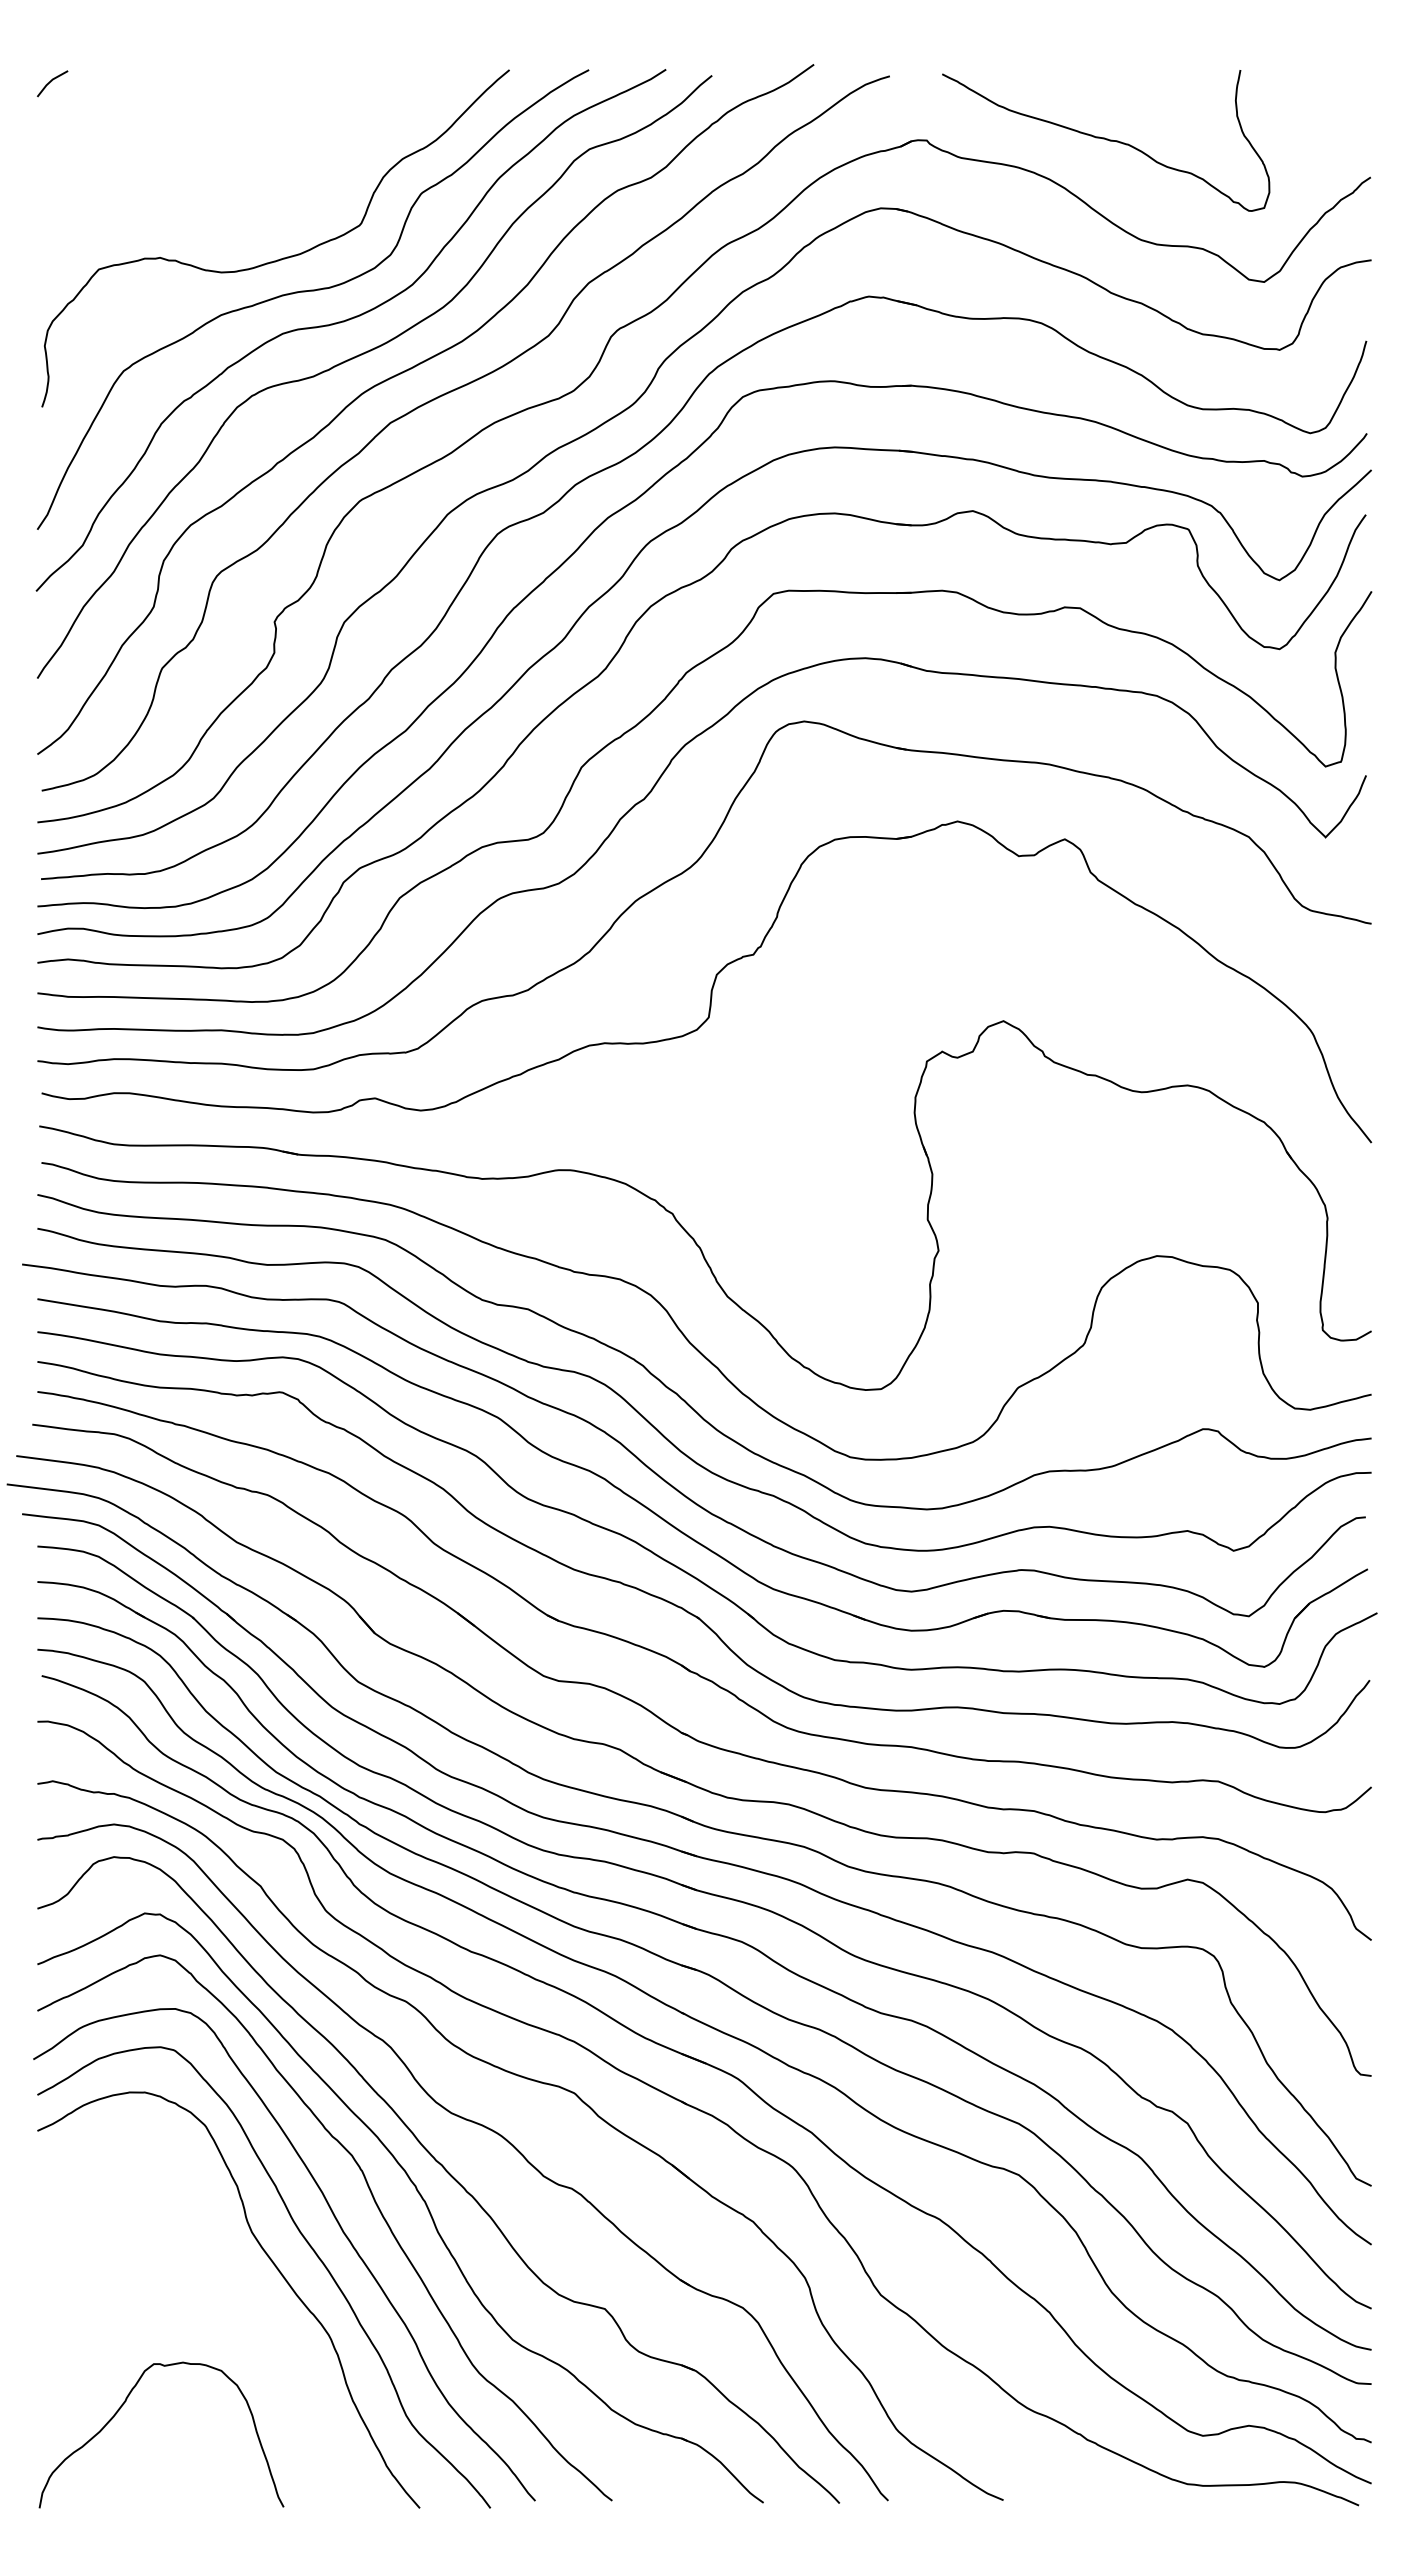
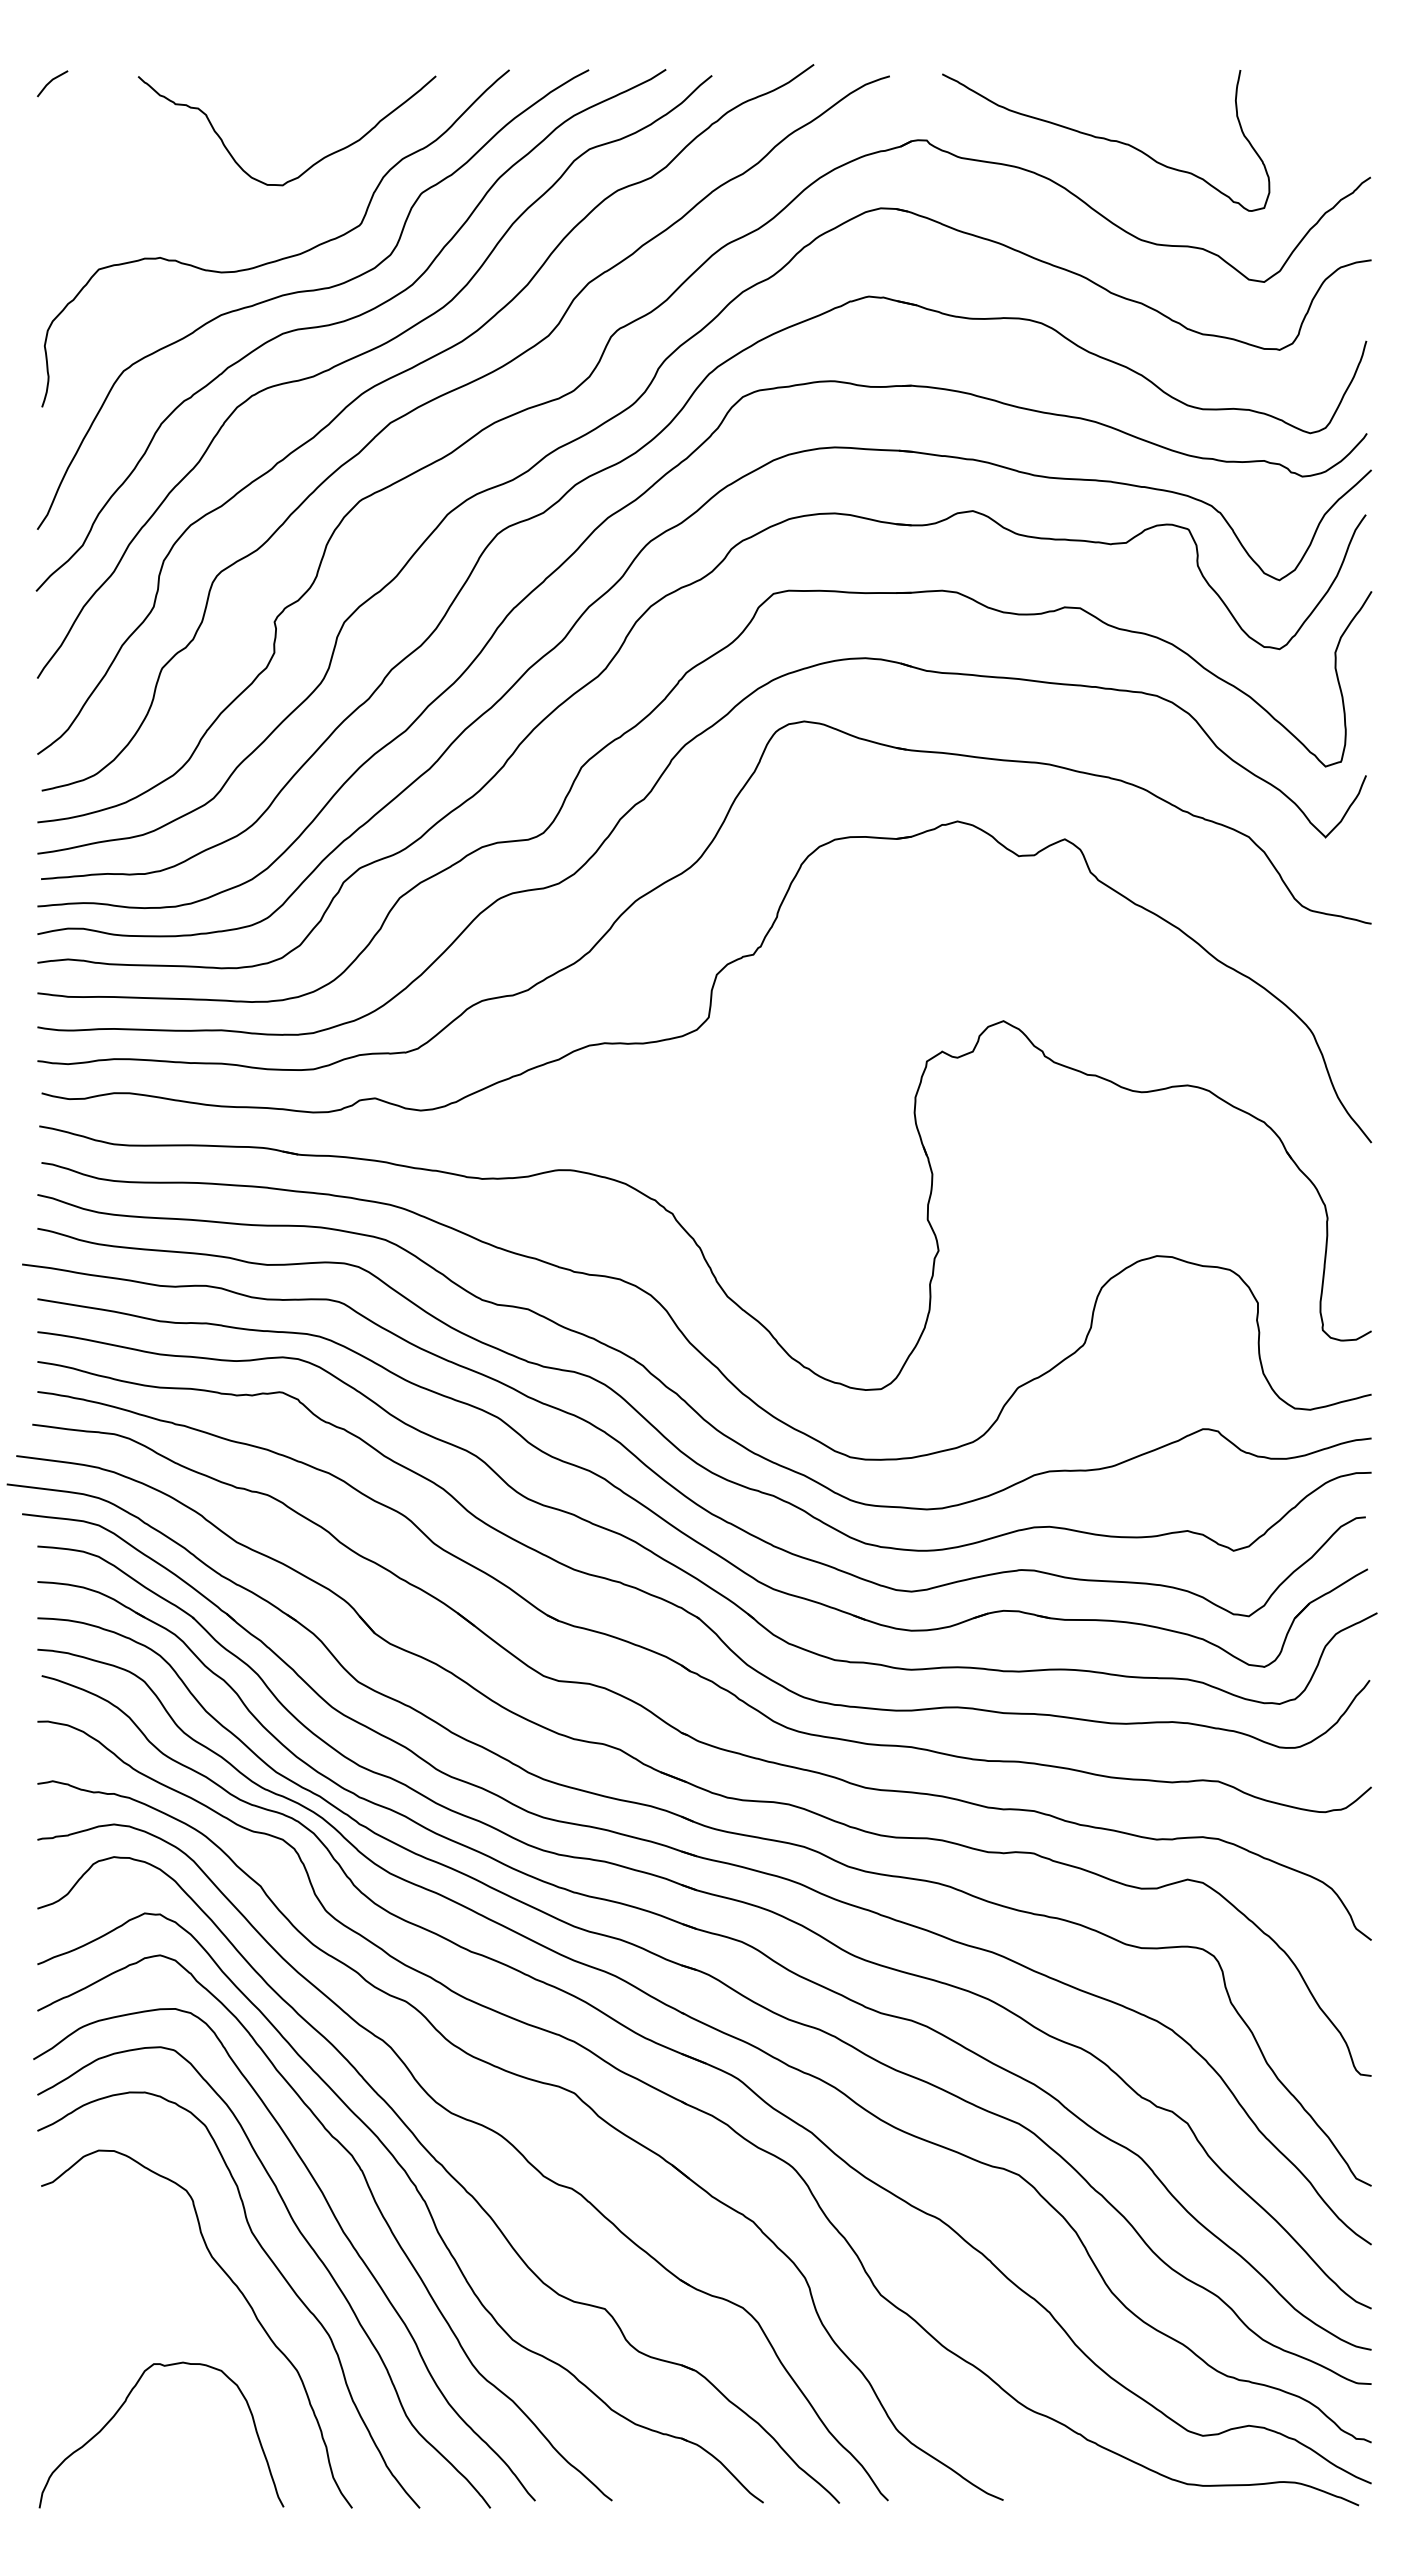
curve: none -> present (312, 164)
curve: none -> present (243, 2297)
